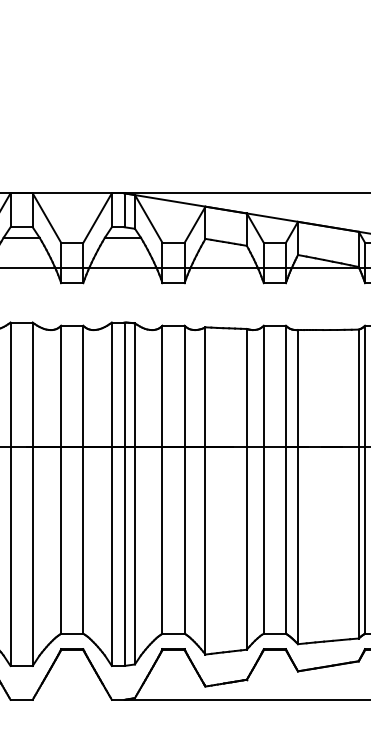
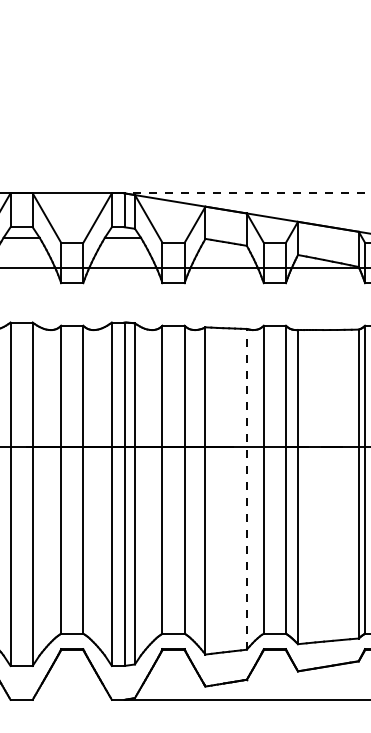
line: solid -> dashed (247, 193)
line: solid -> dashed (246, 488)
